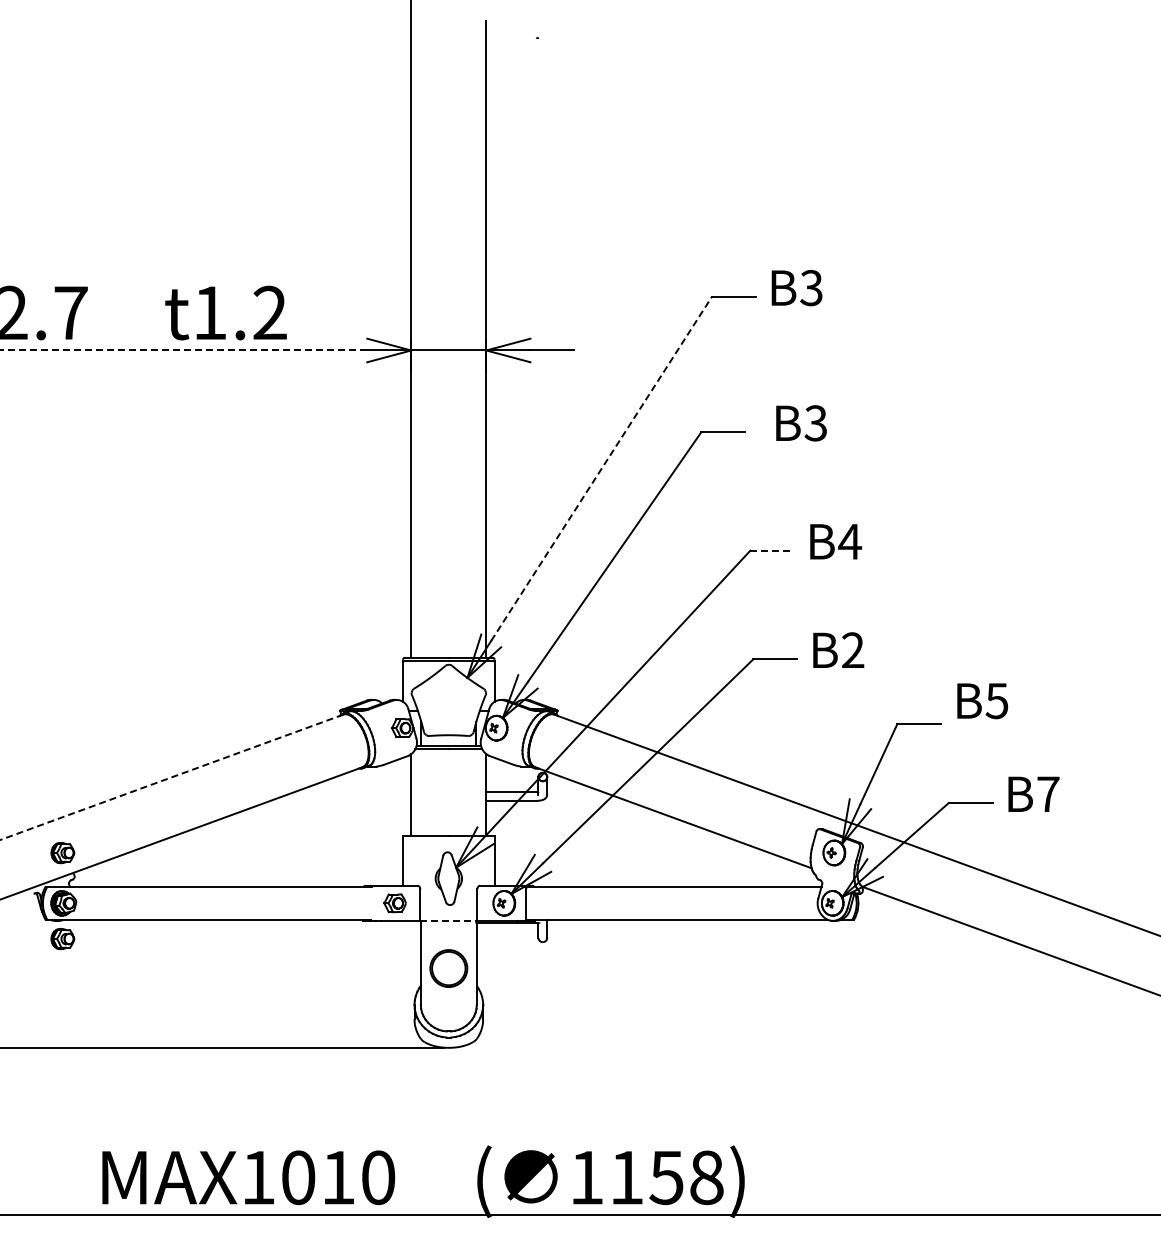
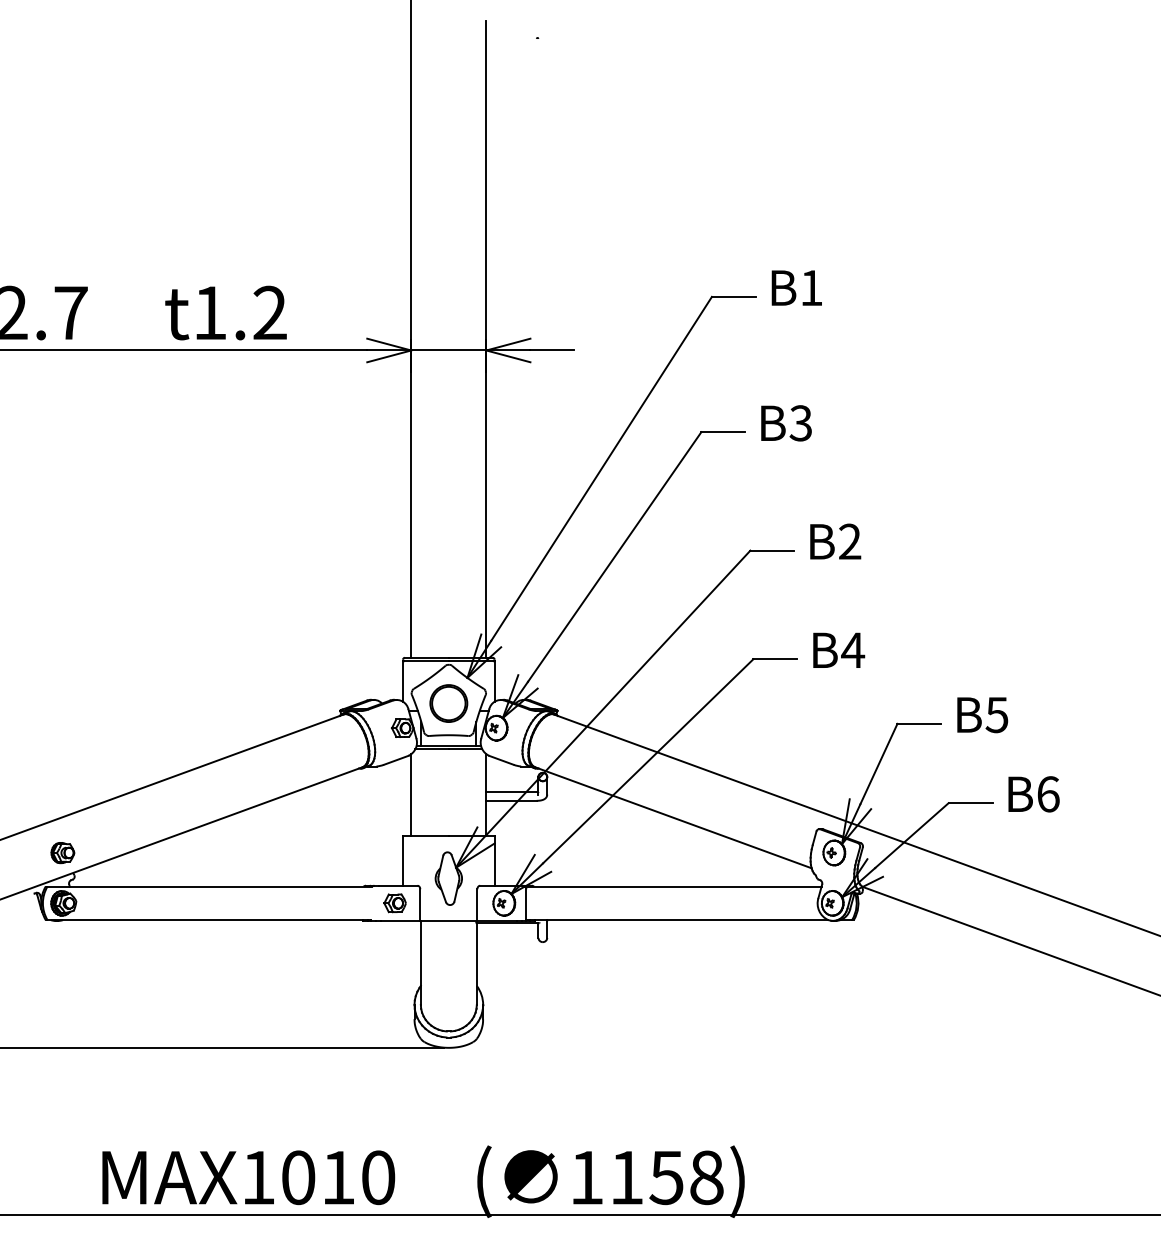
text: B3 -> B1 (811, 287)
line: dashed -> solid (183, 350)
text position: (801, 423) -> (786, 423) (786, 423)
line: dashed -> solid (601, 468)
text: B4 -> B2 (850, 541)
line: dashed -> solid (772, 550)
text: B2 -> B4 (853, 649)
text position: (982, 701) -> (982, 715) (982, 715)
line: dashed -> solid (171, 777)
text: B7 -> B6 (1048, 794)
line: dashed -> solid (448, 920)
part: present -> none (62, 939)
part position: (448, 968) -> (448, 703) (448, 703)
